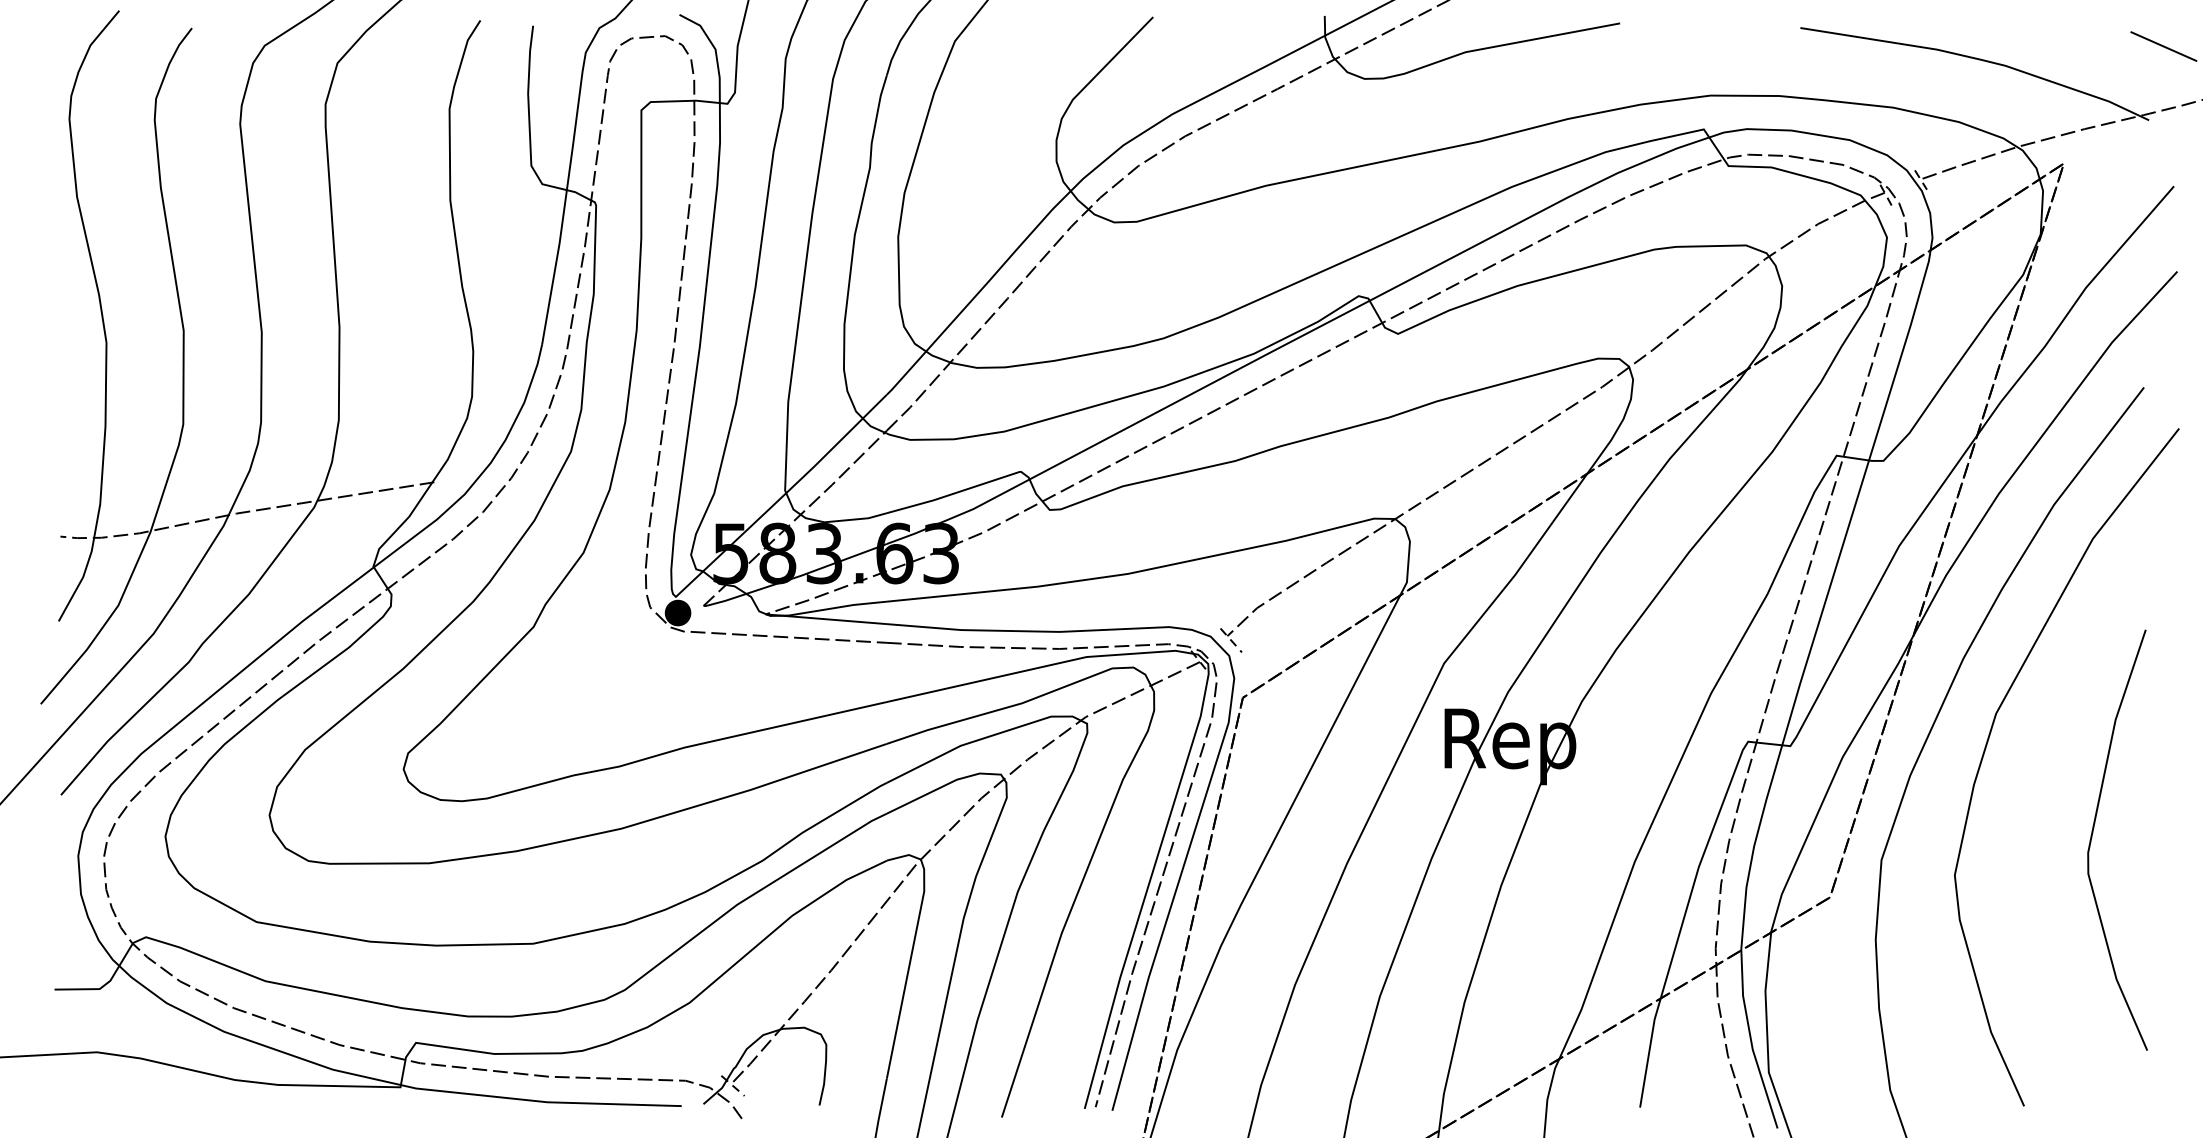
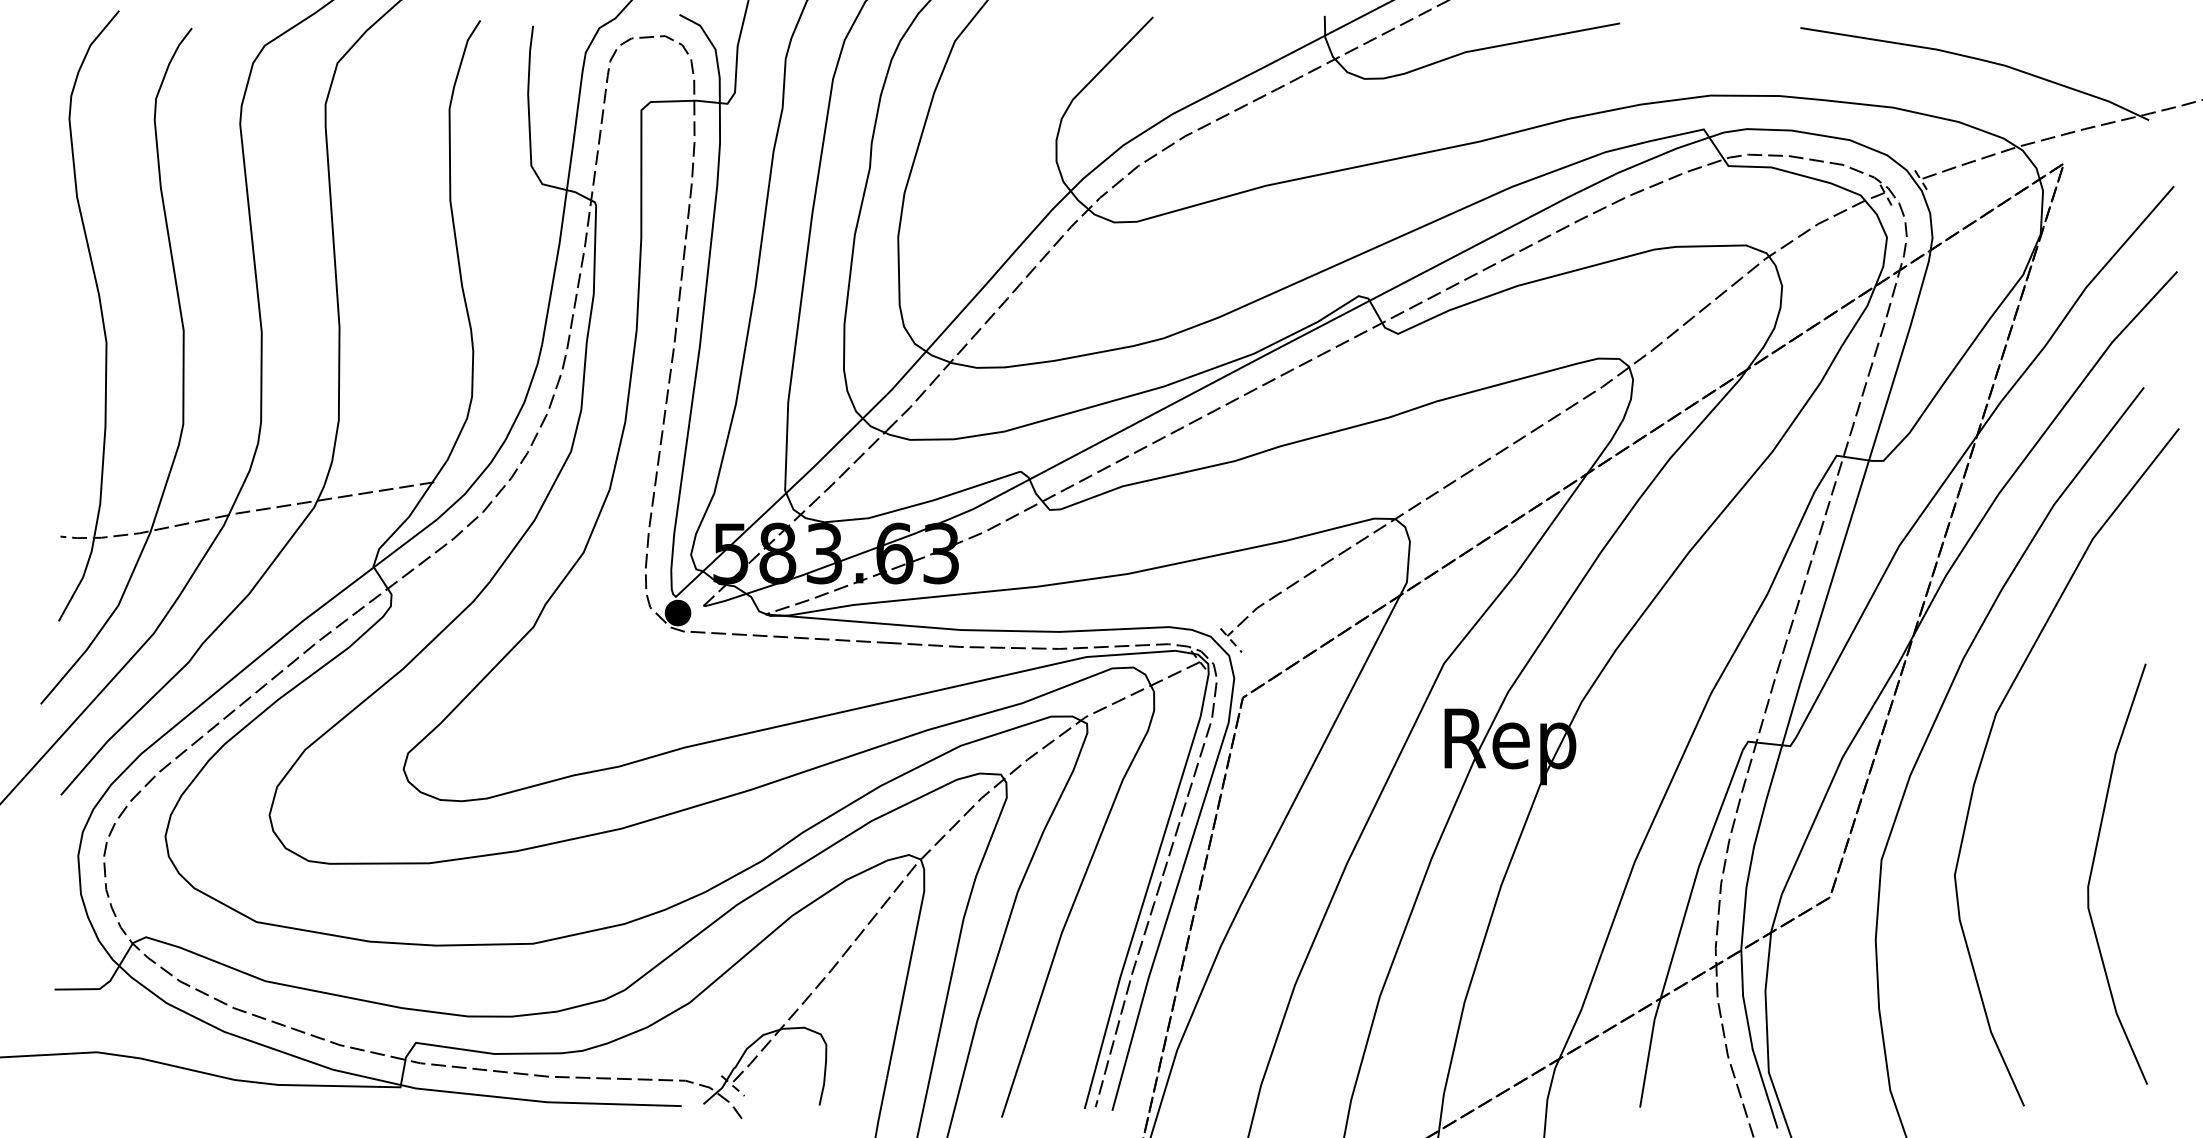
line: present -> none (2163, 46)
curve position: (2093, 833) -> (2093, 867) (2093, 867)
